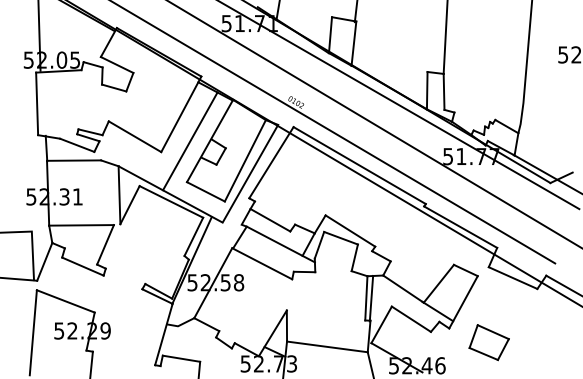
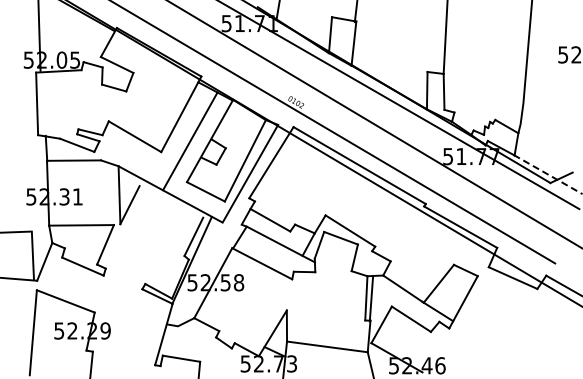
line: solid -> dashed (548, 174)
line: present -> none (171, 201)
part: present -> none (488, 342)
